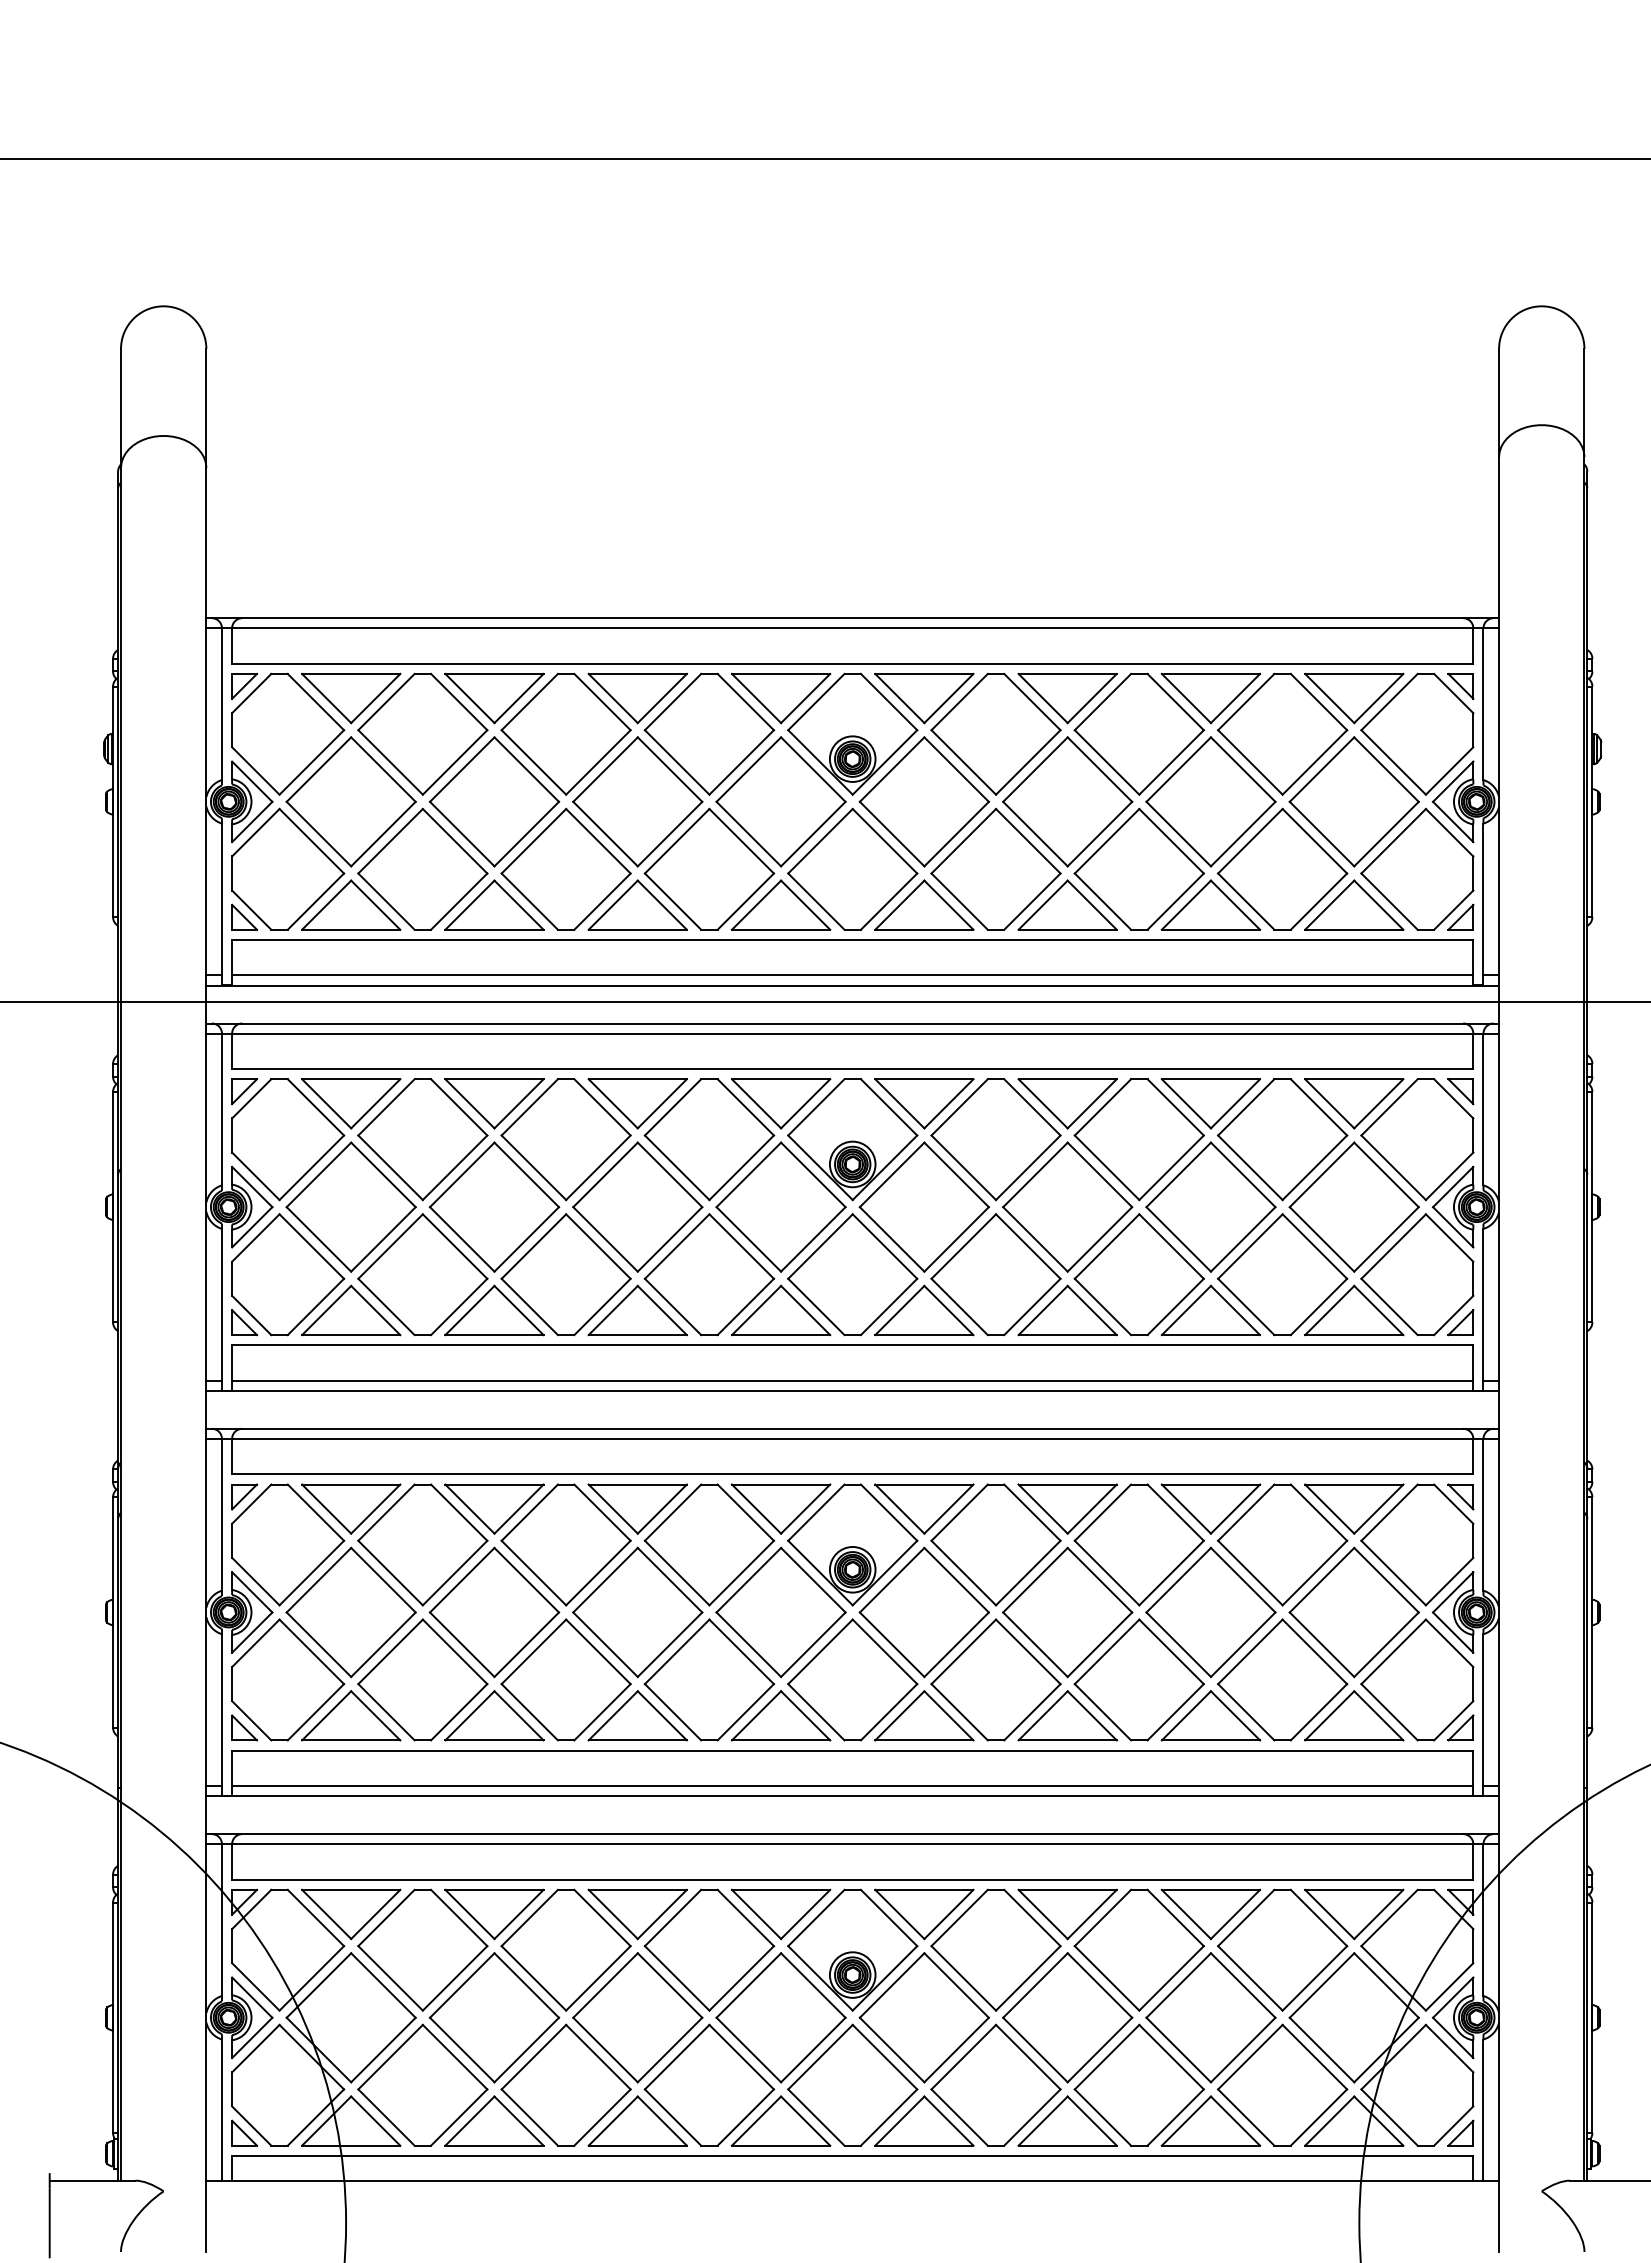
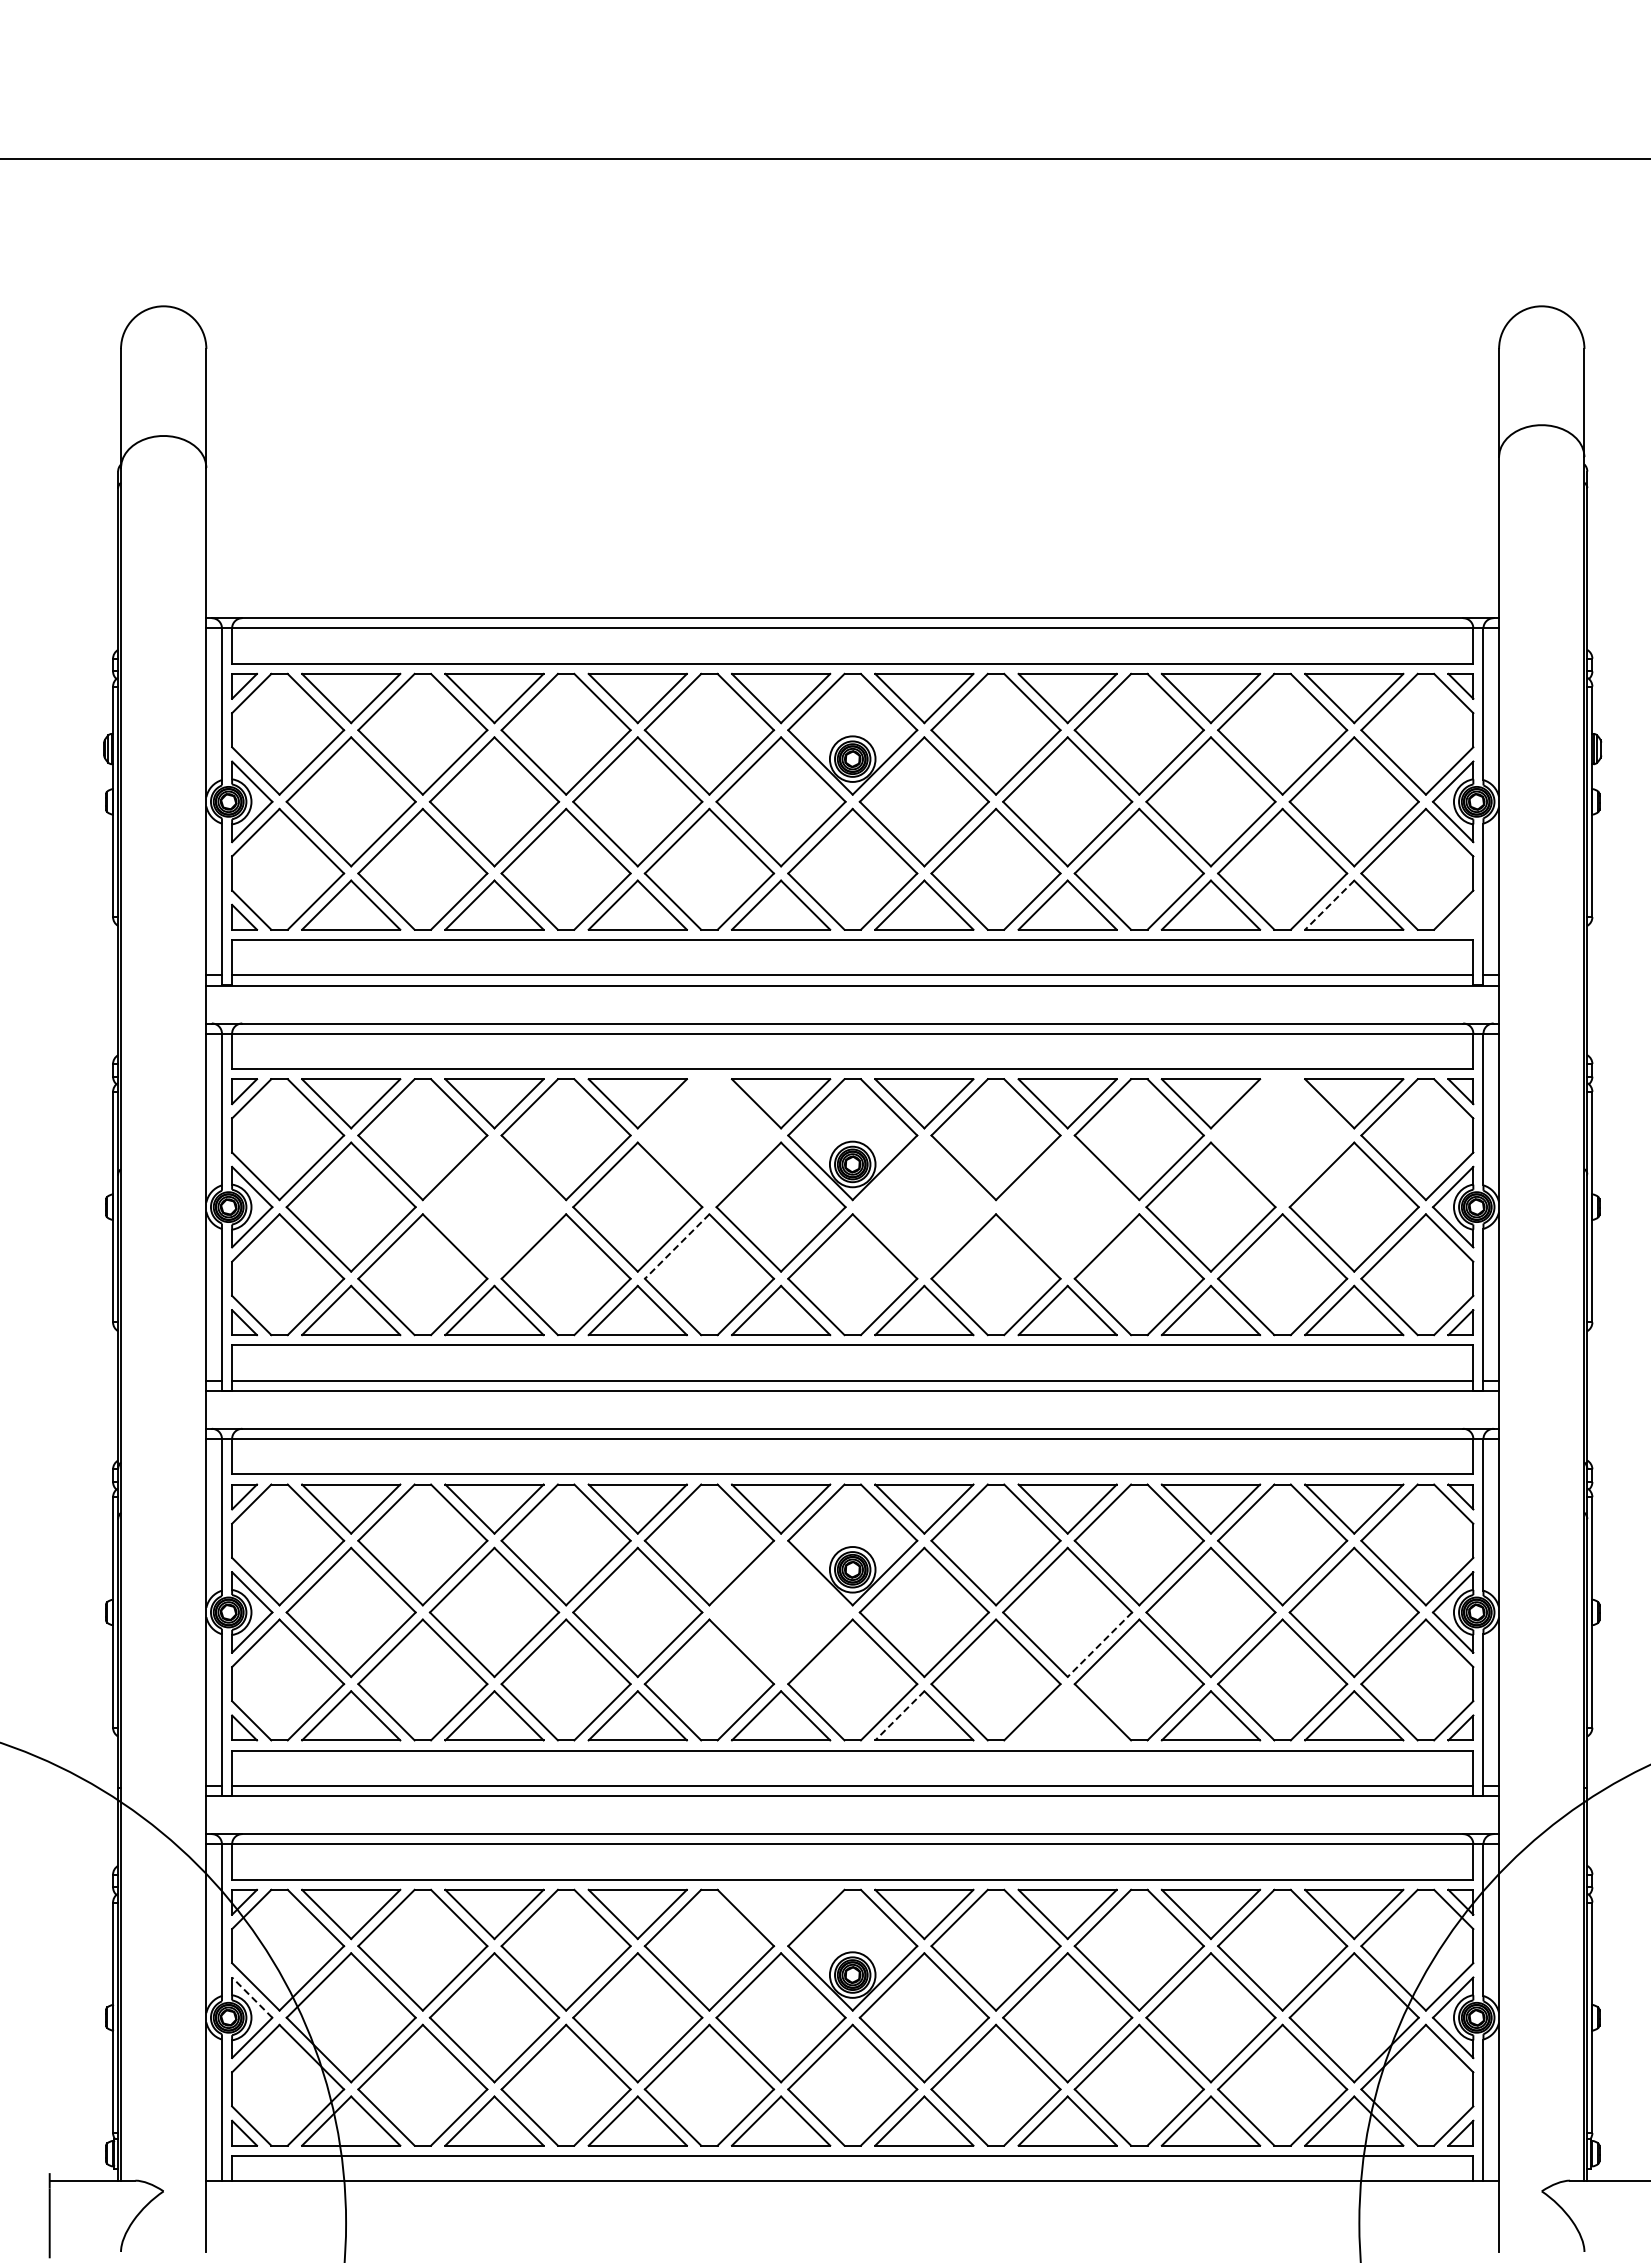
line: solid -> dashed (1329, 905)
part: present -> none (1460, 916)
line: present -> none (824, 1002)
part: present -> none (709, 1139)
part: present -> none (1282, 1139)
part: present -> none (494, 1206)
part: present -> none (923, 1206)
part: present -> none (1067, 1206)
line: solid -> dashed (677, 1246)
part: present -> none (780, 1612)
line: solid -> dashed (1099, 1644)
line: solid -> dashed (899, 1715)
part: present -> none (1067, 1715)
part: present -> none (781, 1914)
line: solid -> dashed (251, 1997)
